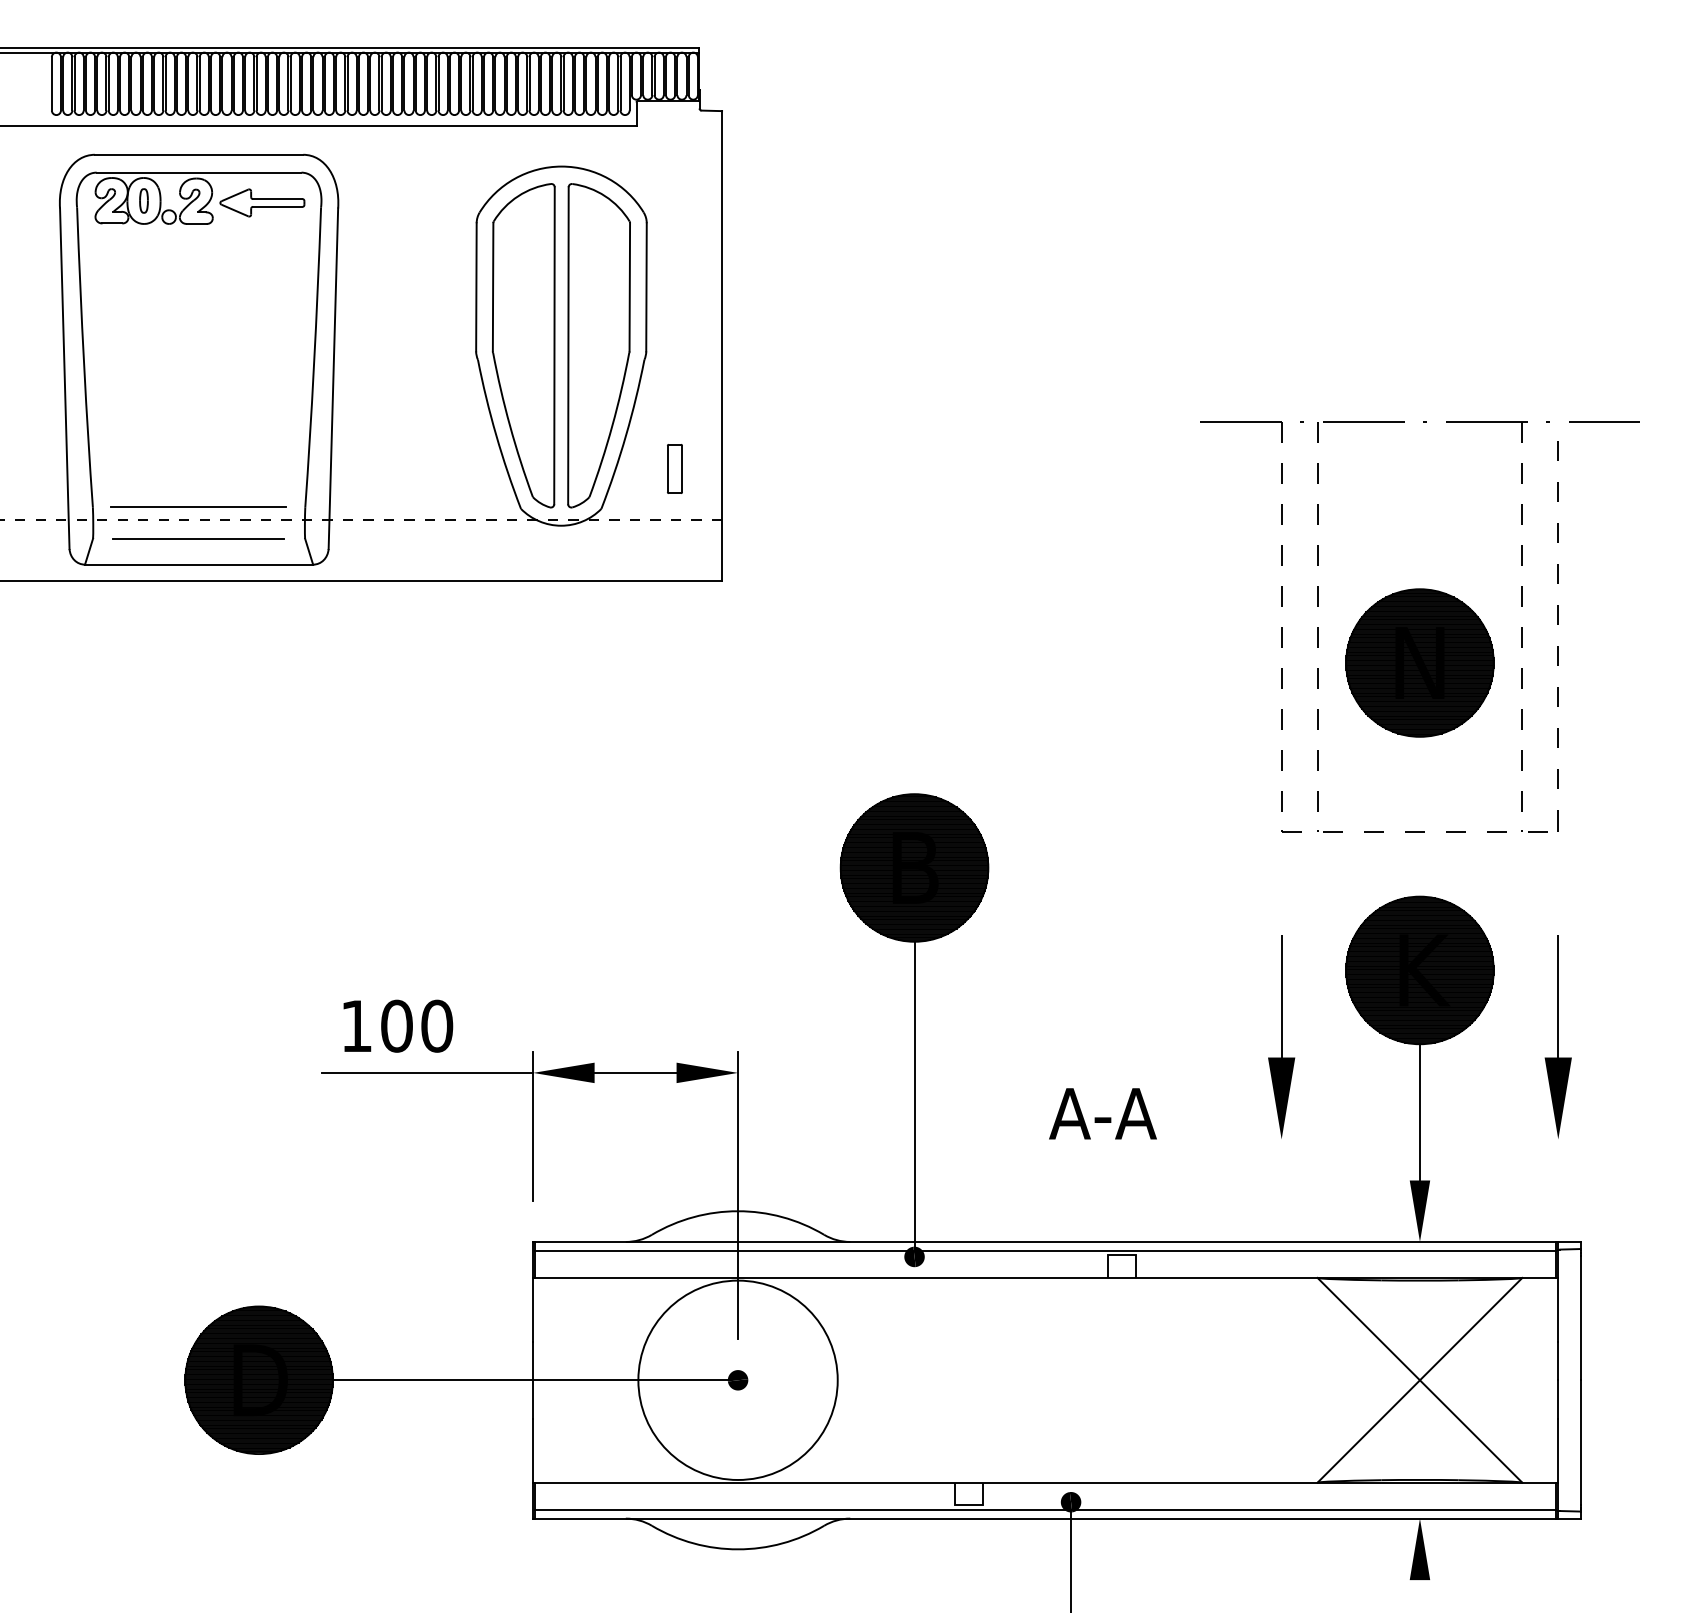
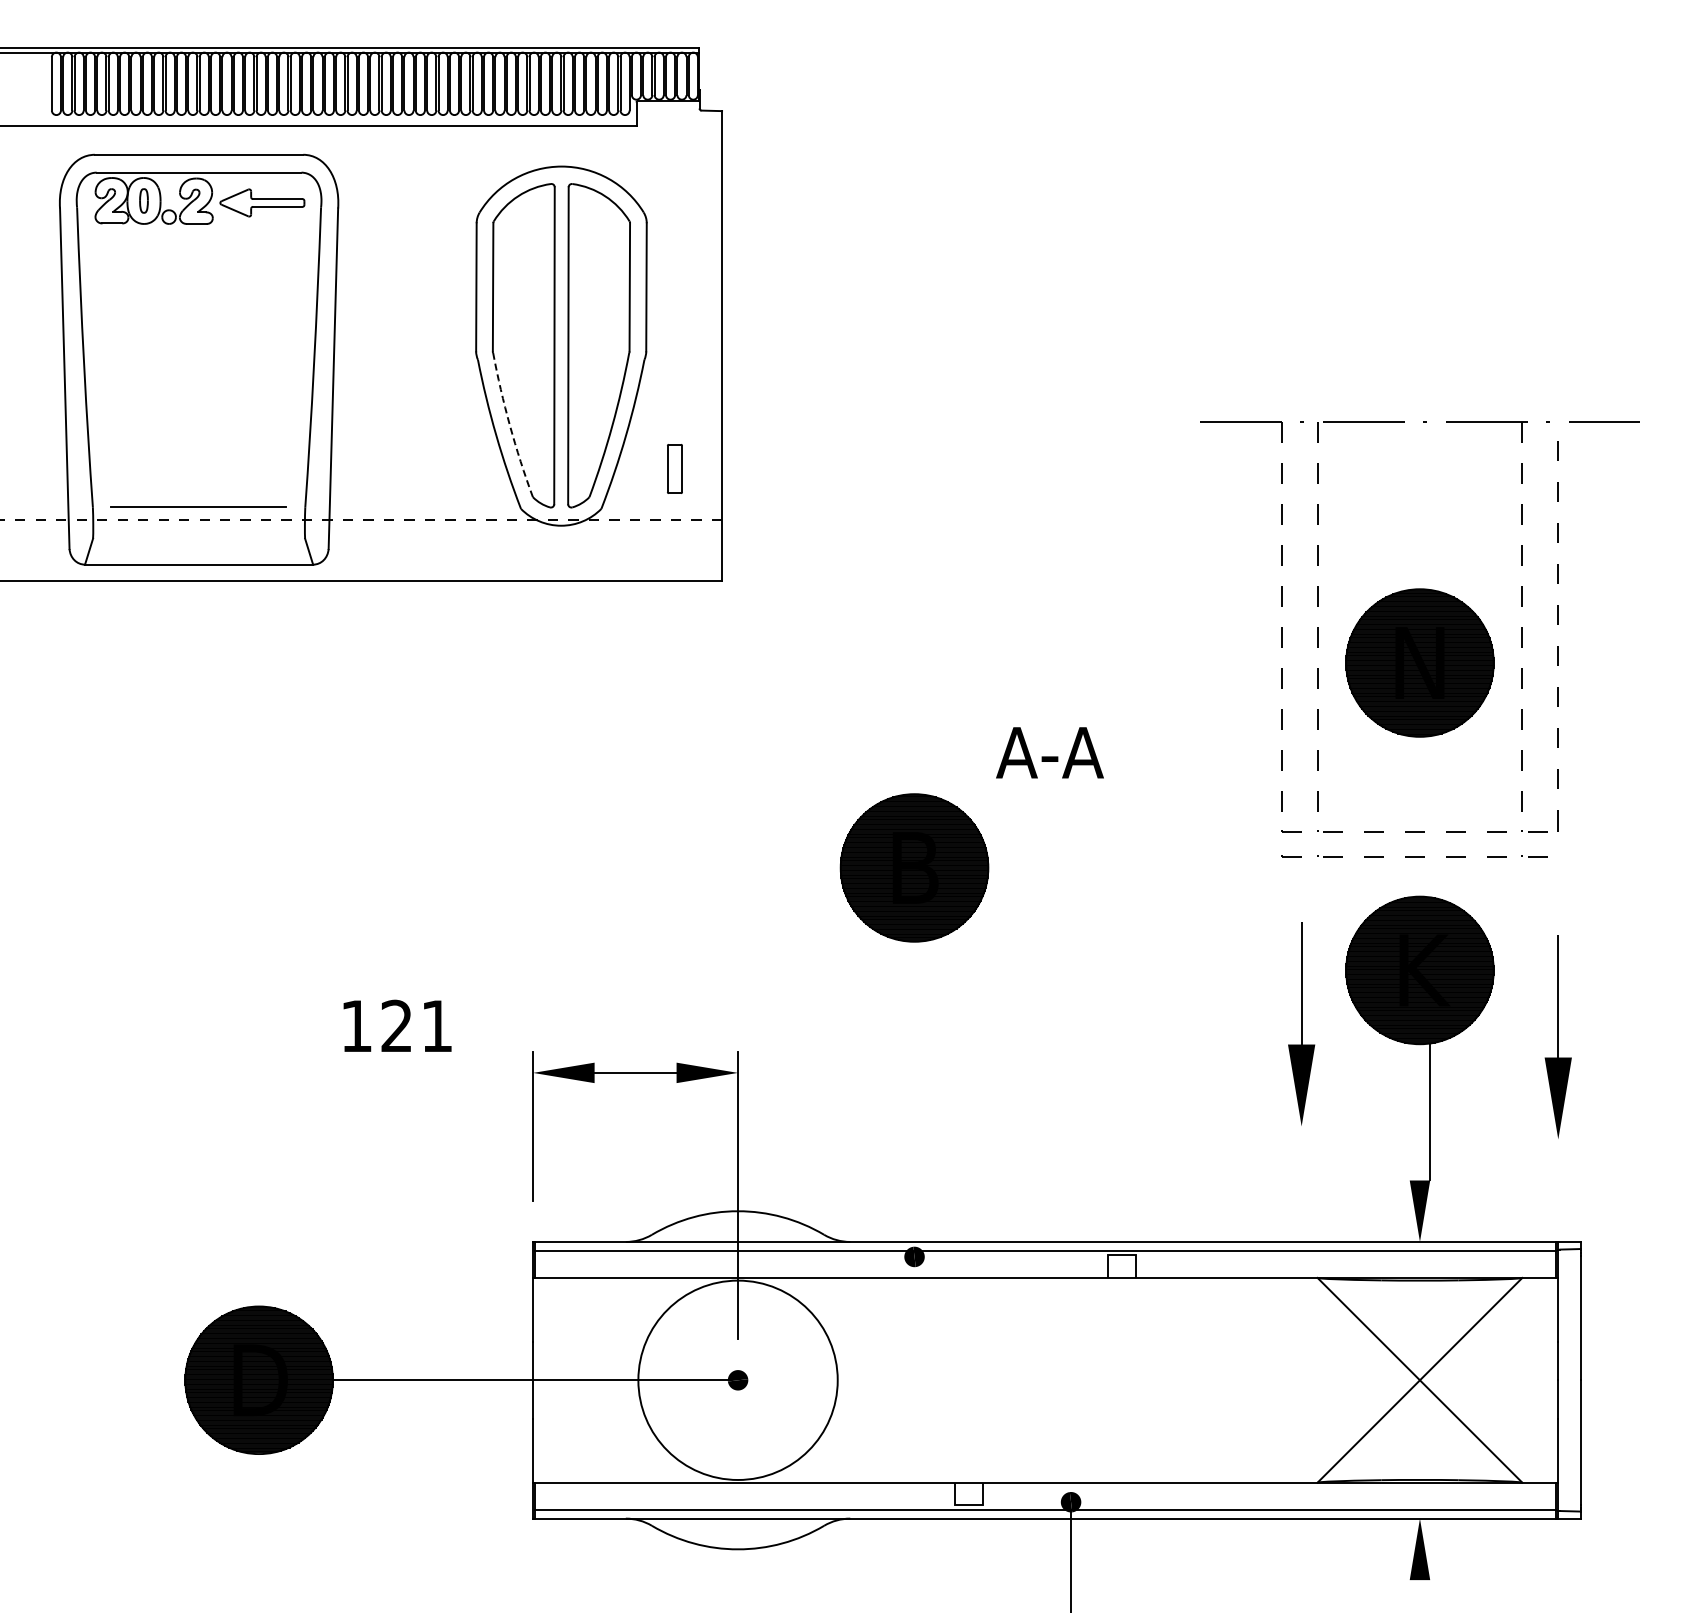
arc: solid -> dashed (510, 425)
line: present -> none (198, 538)
part: none -> present (1414, 856)
text: 100 -> 121 (417, 1025)
part position: (1281, 1036) -> (1301, 1023) (1301, 1023)
line: present -> none (427, 1072)
line: present -> none (914, 1094)
line position: (1419, 1112) -> (1429, 1112) (1429, 1112)
text position: (1102, 1113) -> (1049, 752) (1049, 752)
